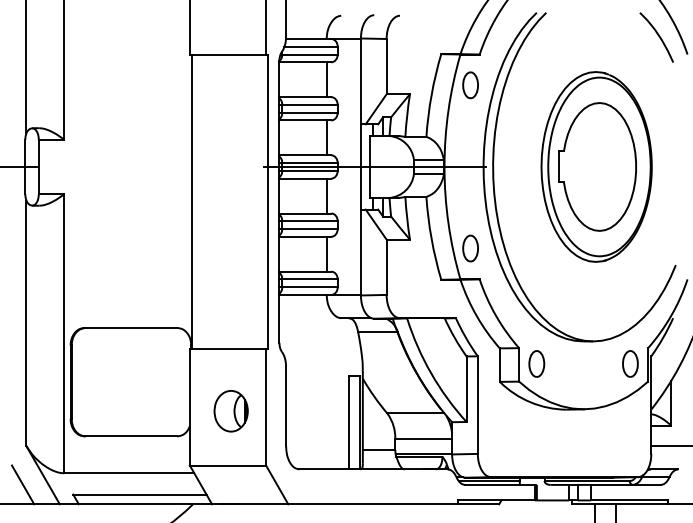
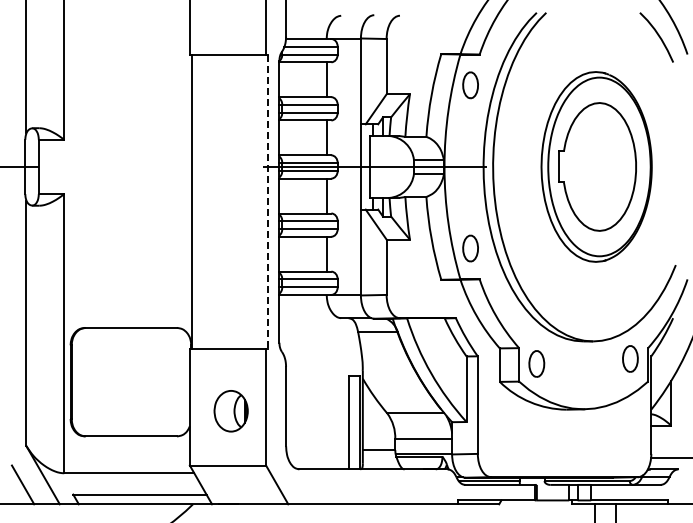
line: solid -> dashed (268, 202)
part position: (630, 363) -> (630, 358) (630, 358)
line position: (670, 446) -> (670, 458) (670, 458)
